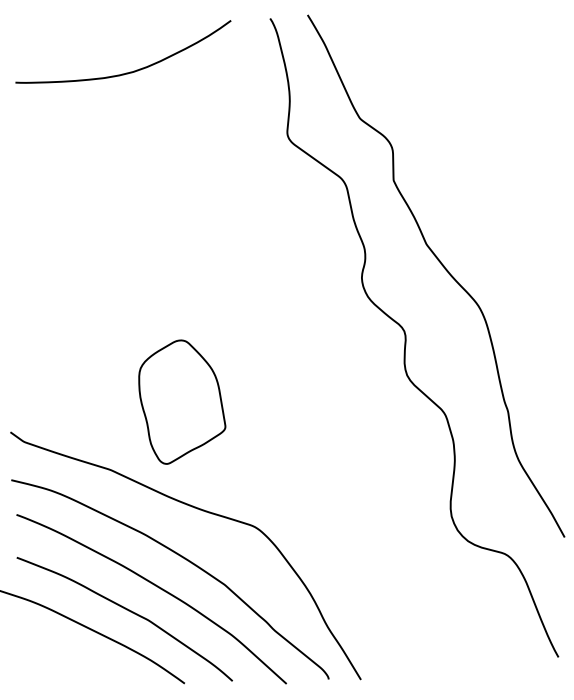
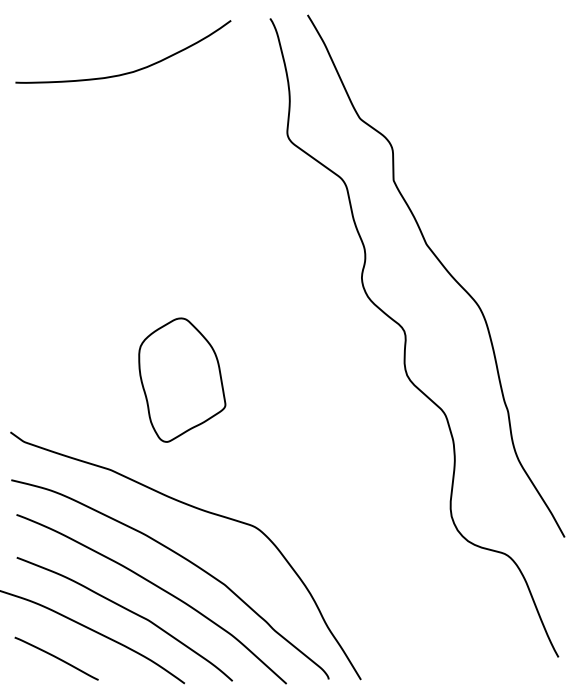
part position: (182, 401) -> (182, 379) (182, 379)
curve: none -> present (56, 658)
